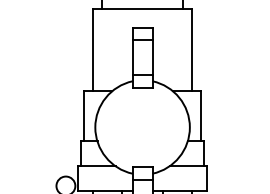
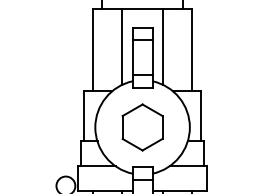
line: none -> present (121, 47)
line: none -> present (163, 47)
part: none -> present (142, 127)
